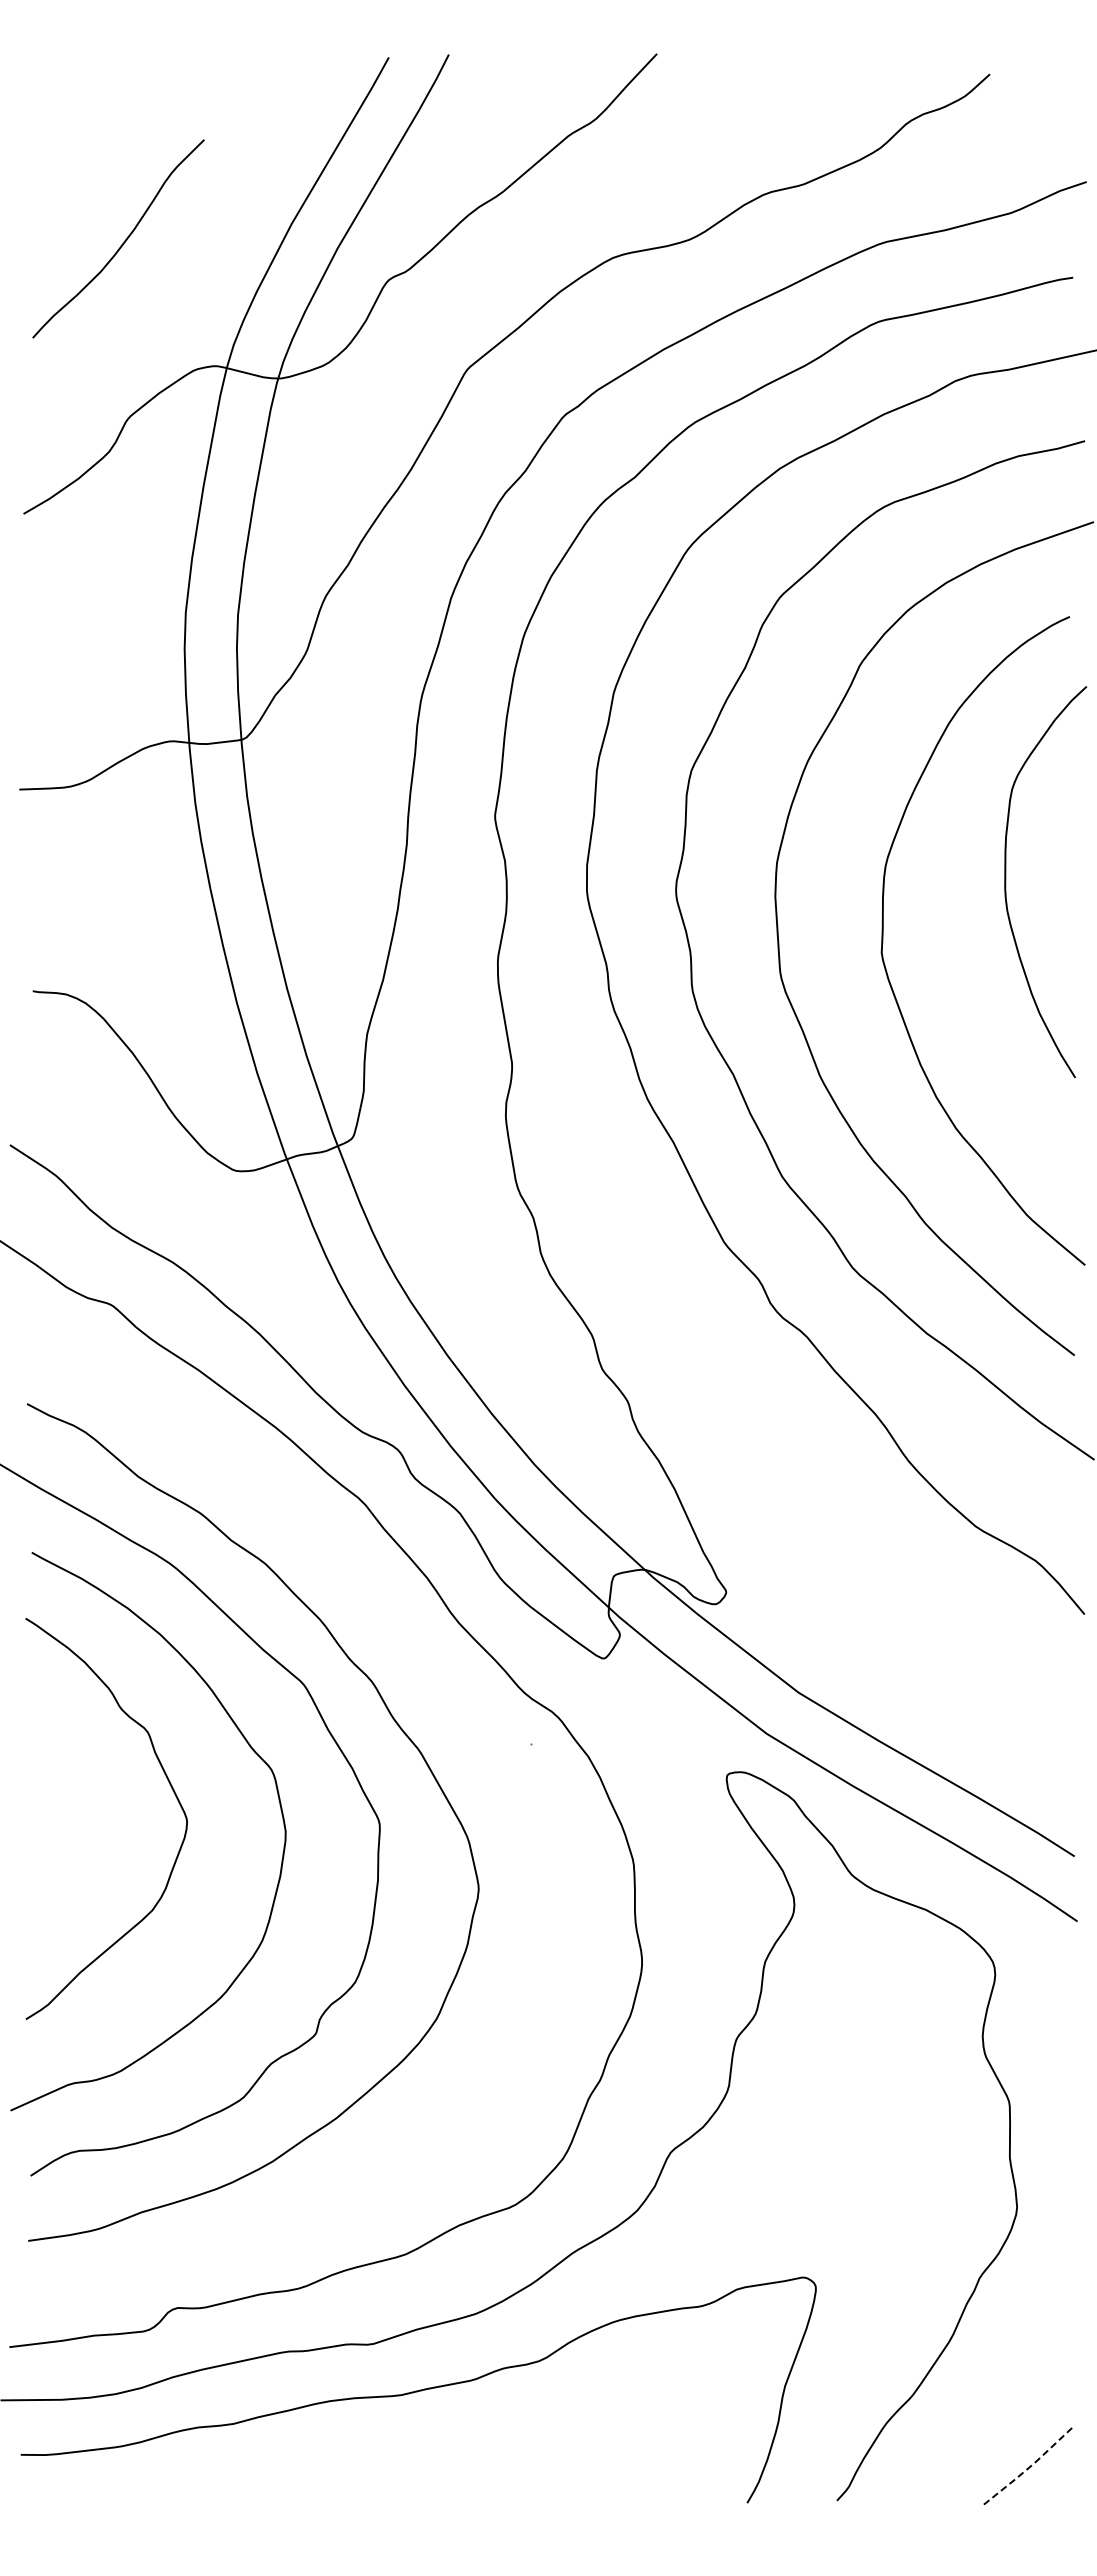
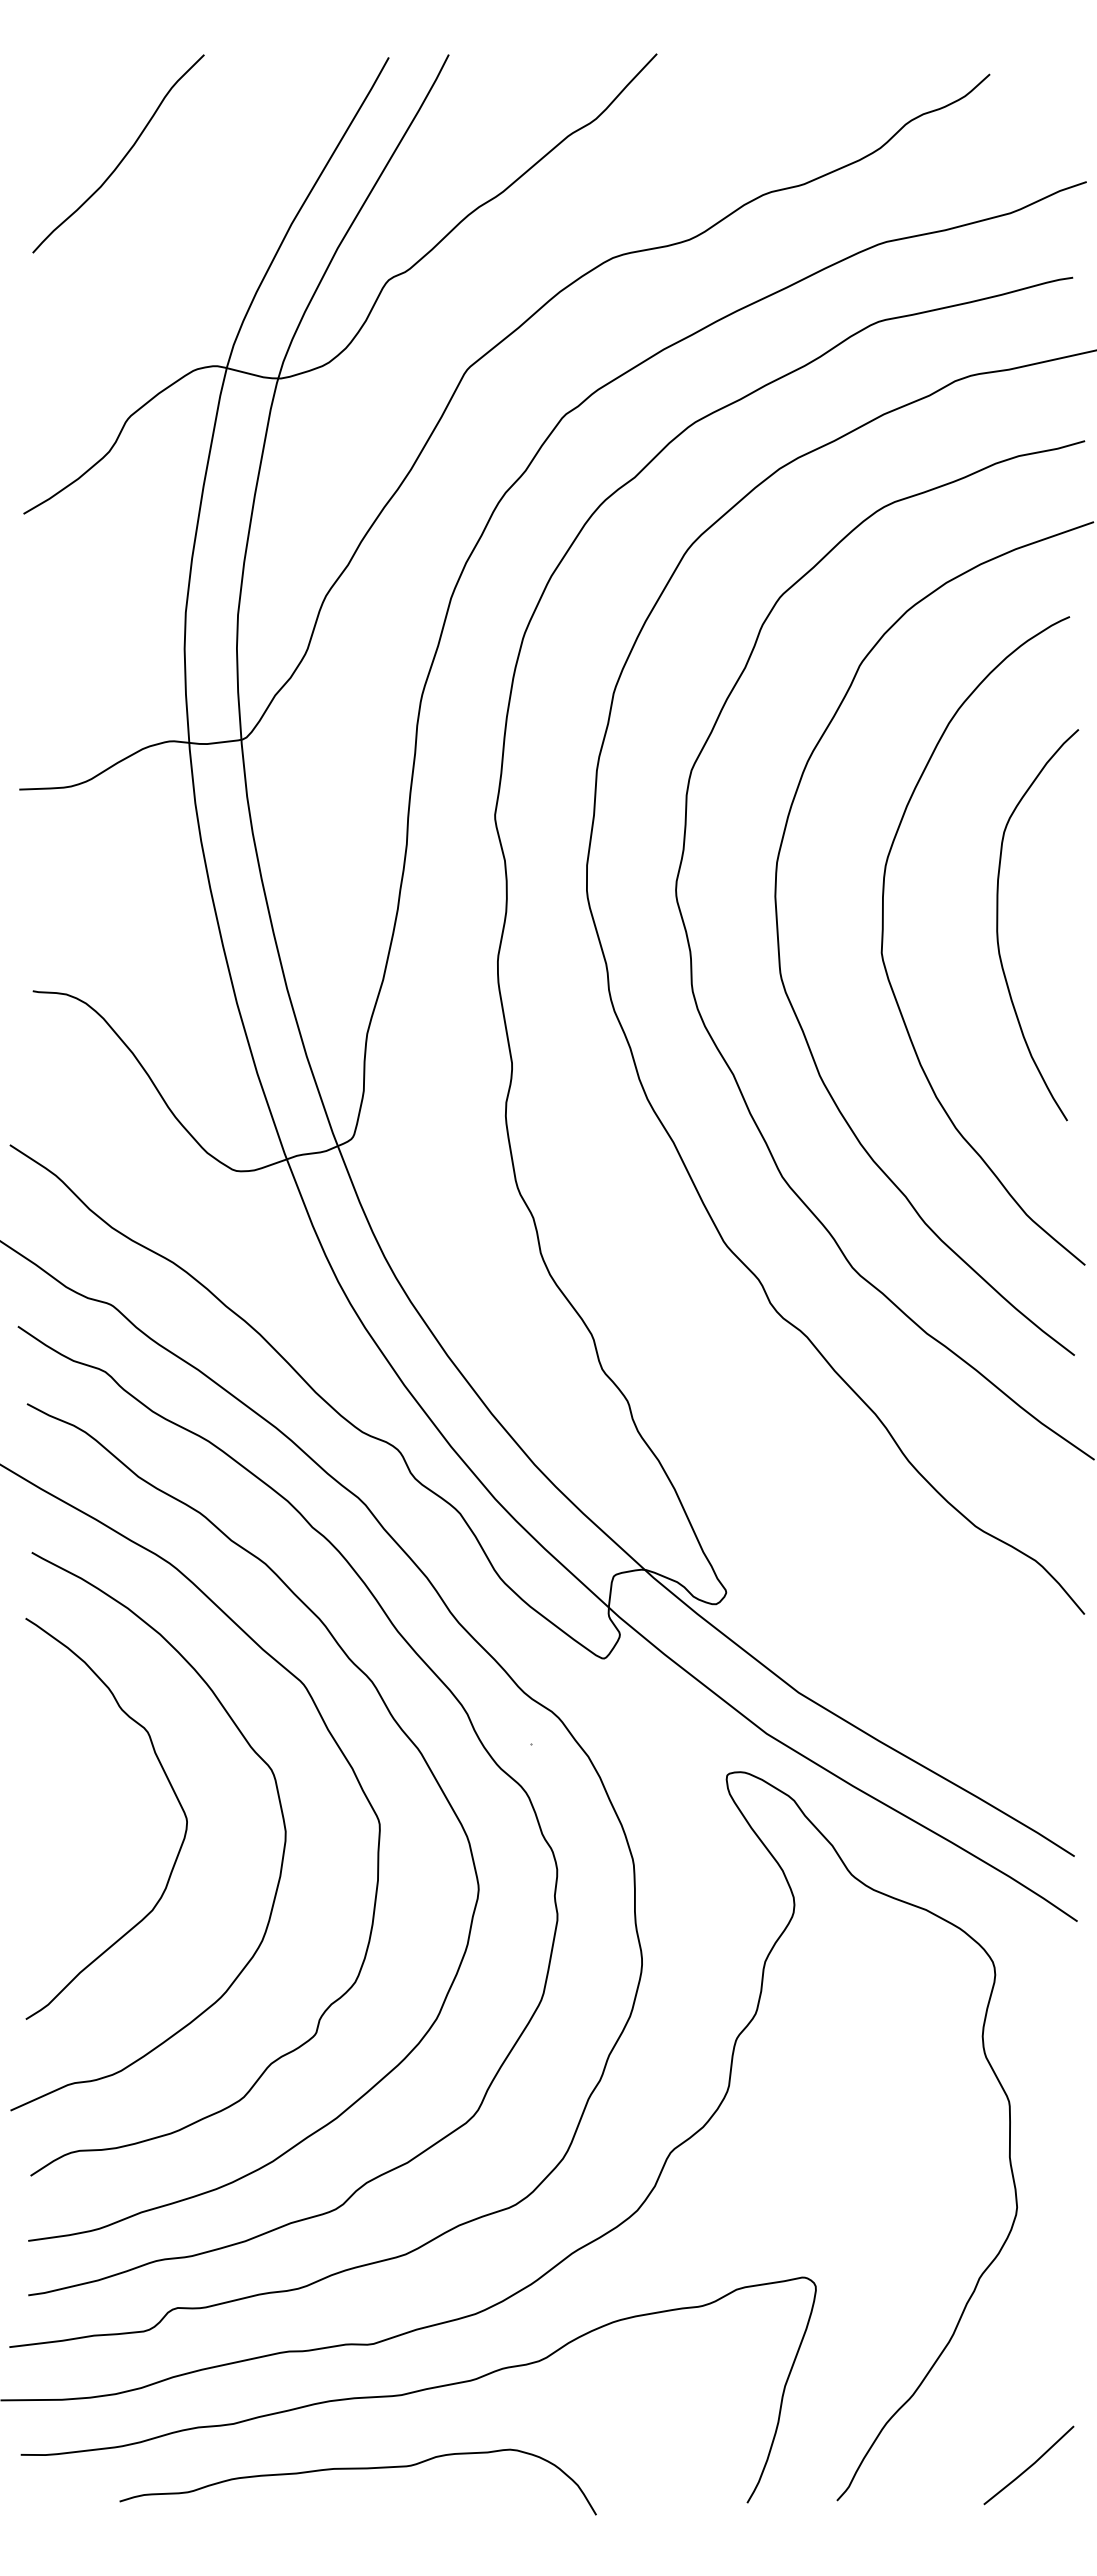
curve position: (123, 241) -> (123, 156) (123, 156)
curve position: (1006, 882) -> (998, 925) (998, 925)
curve: none -> present (437, 1678)
line: dashed -> solid (1030, 2466)
curve: none -> present (357, 2469)
